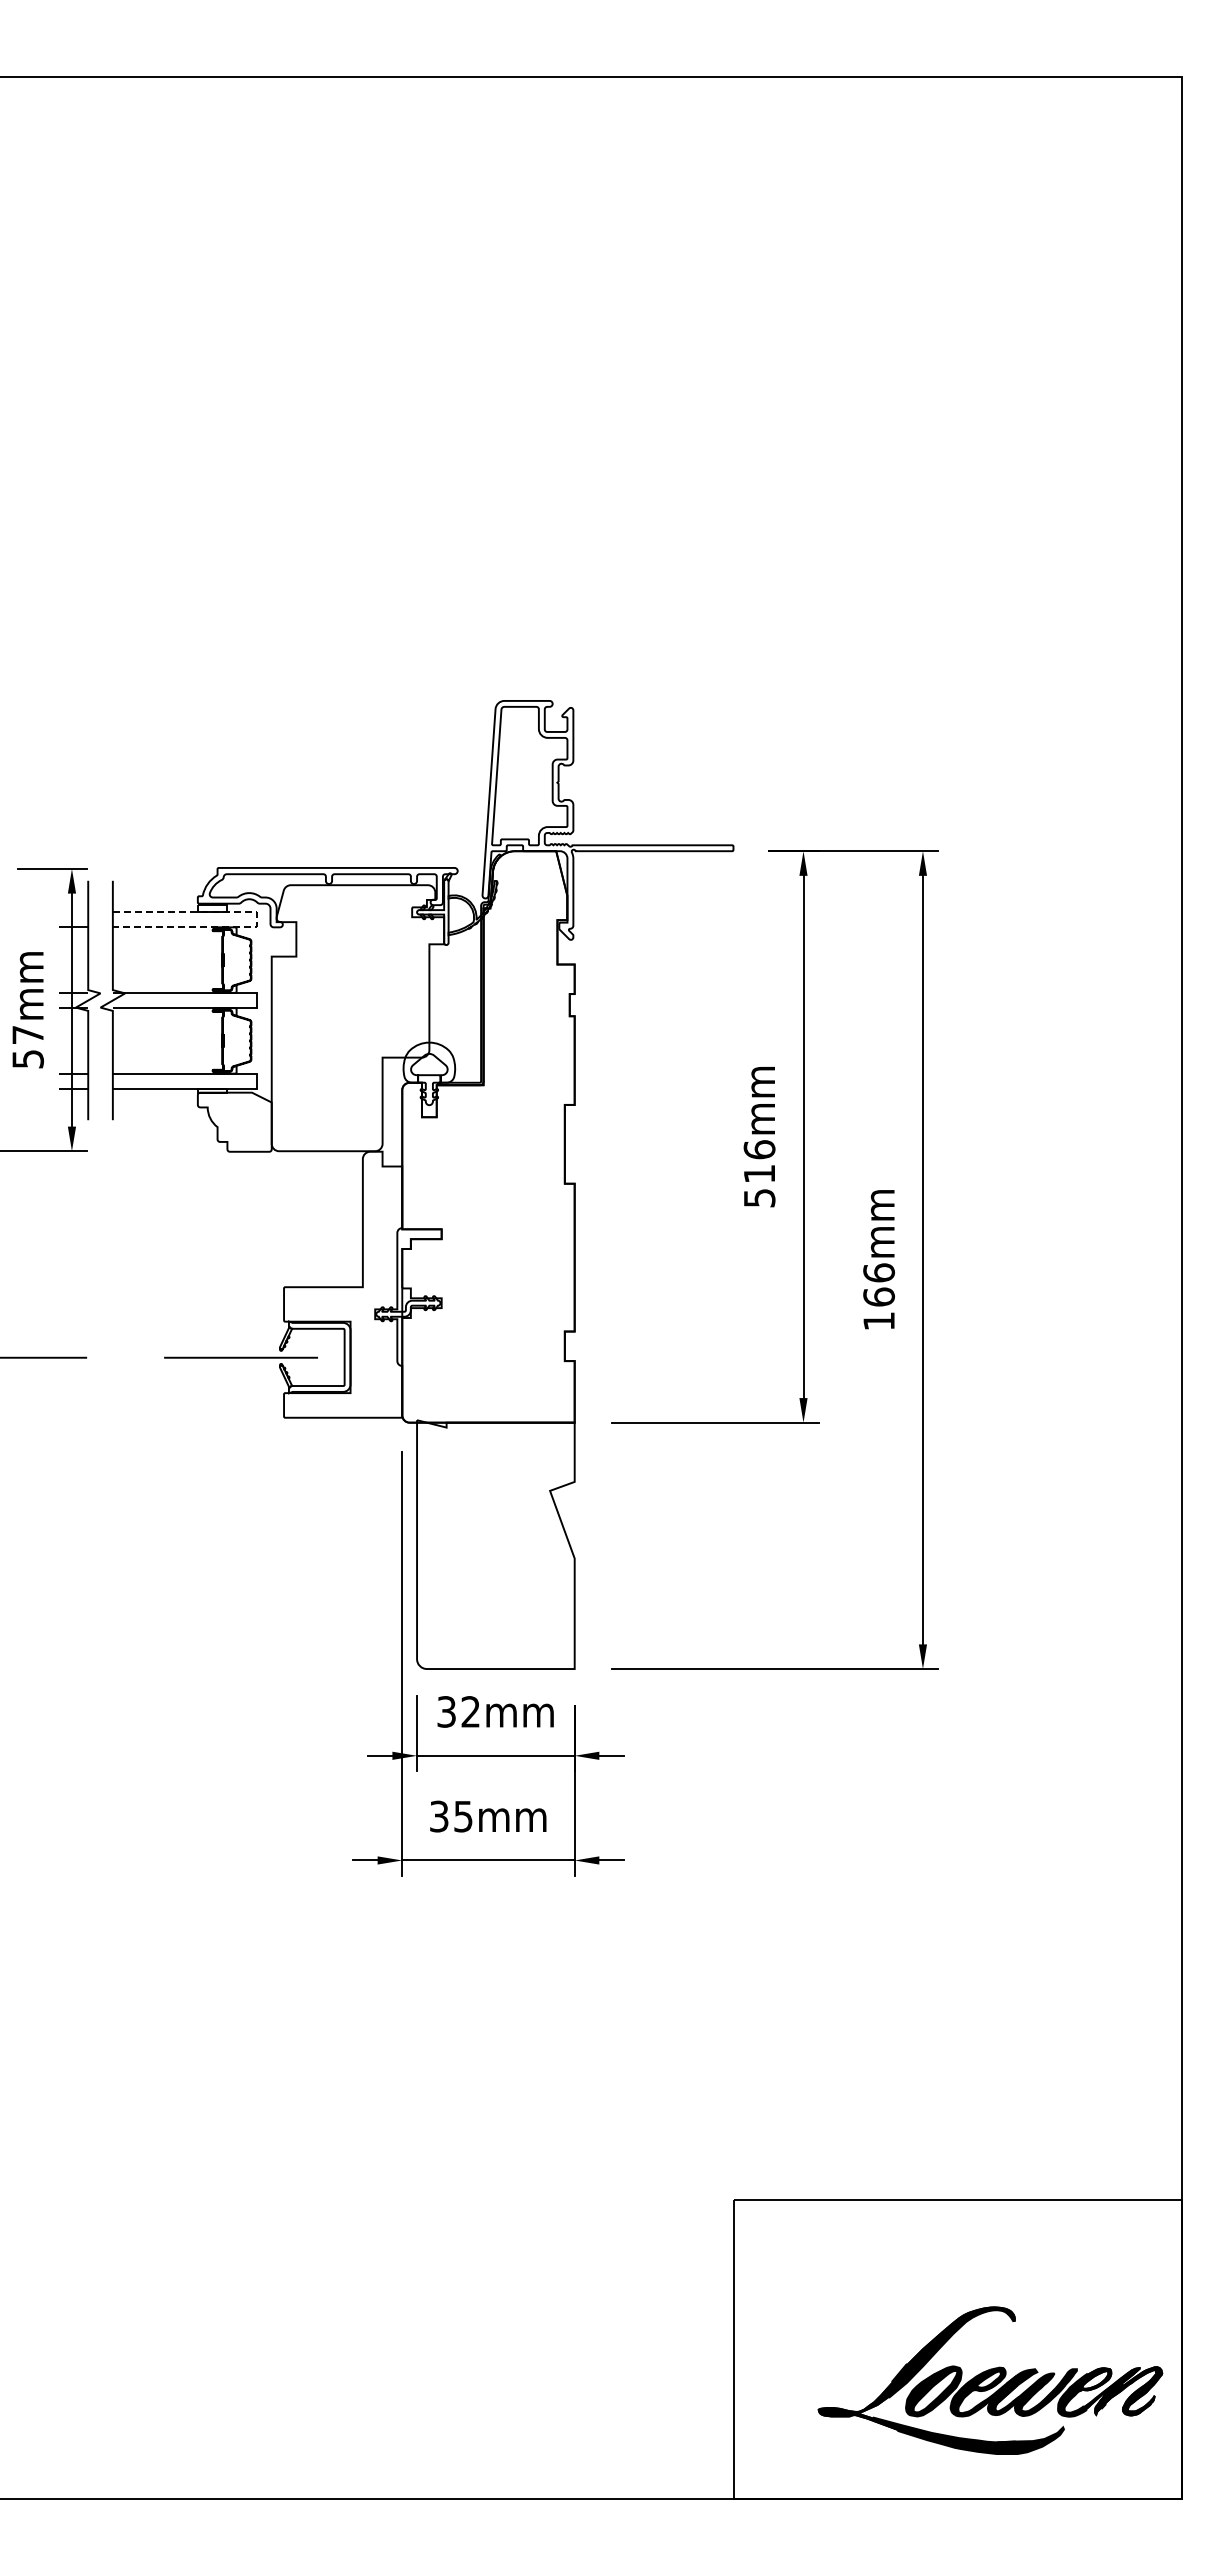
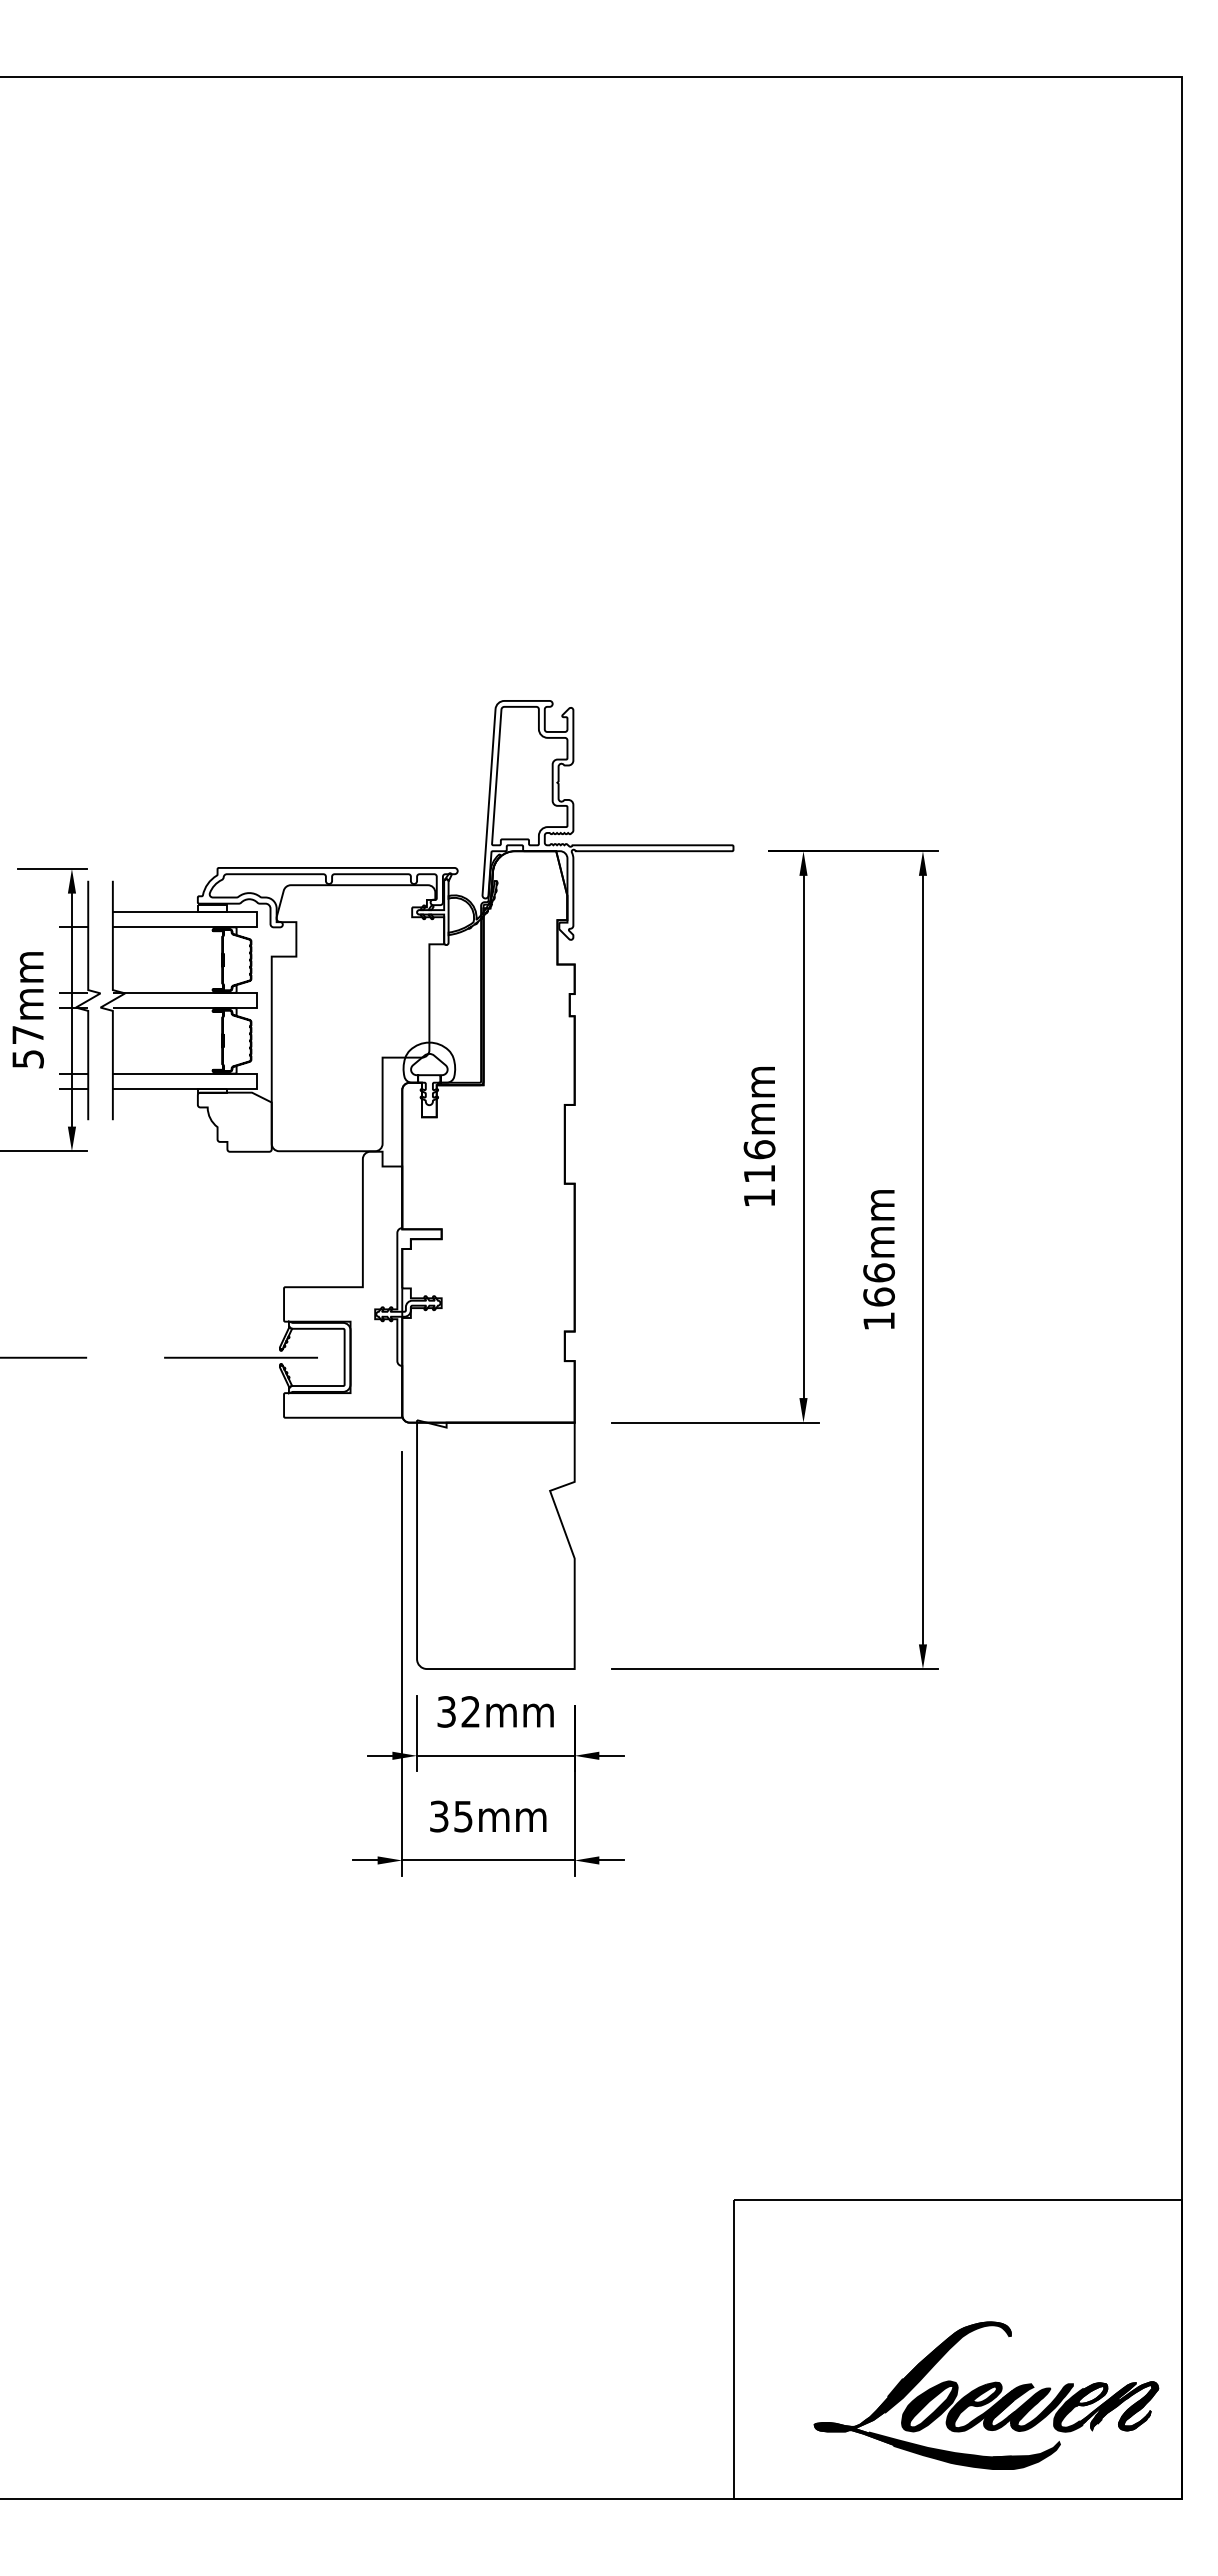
line: dashed -> solid (256, 919)
text: 516mm -> 116mm (759, 1198)
part position: (990, 2380) -> (986, 2395) (986, 2395)
